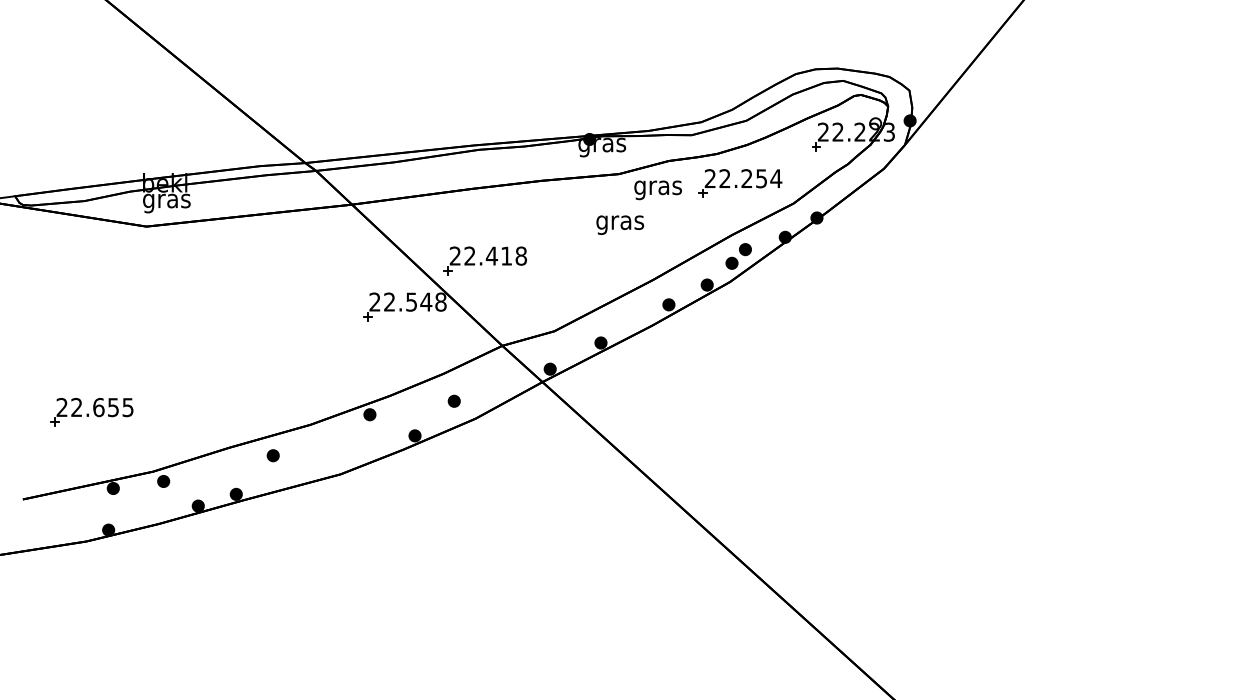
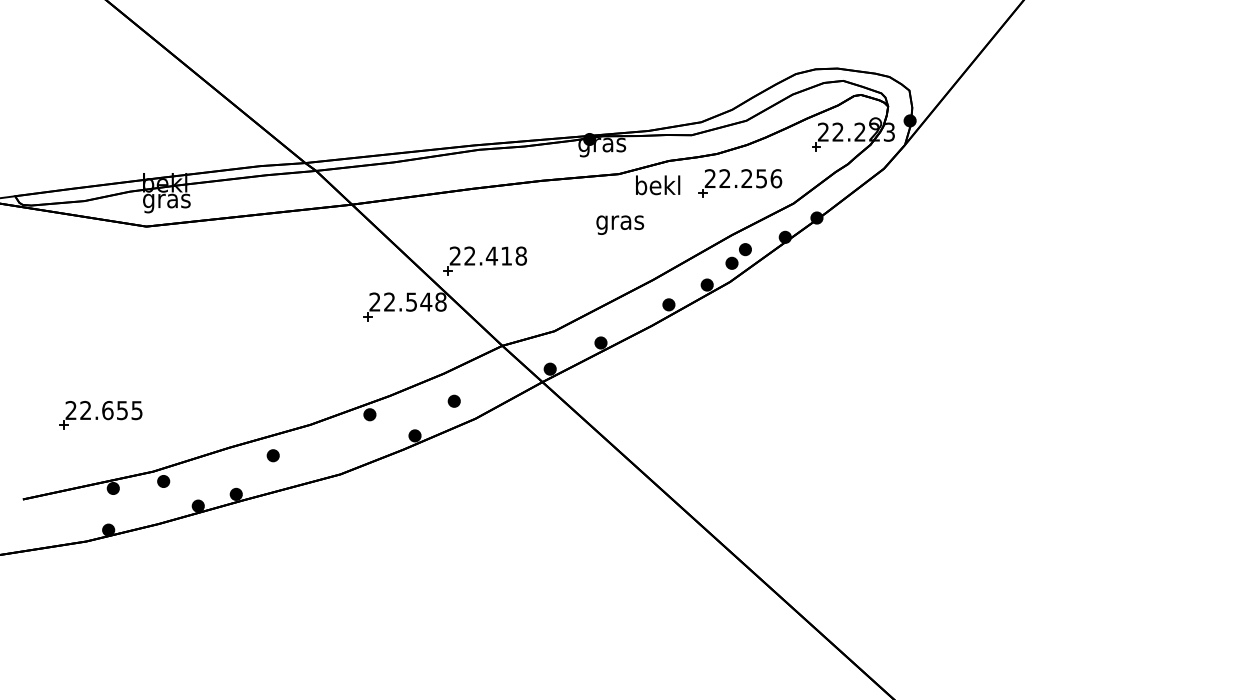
text: 22.254 -> 22.256 (776, 178)
text: gras -> bekl (657, 187)
part position: (91, 412) -> (100, 415) (100, 415)
